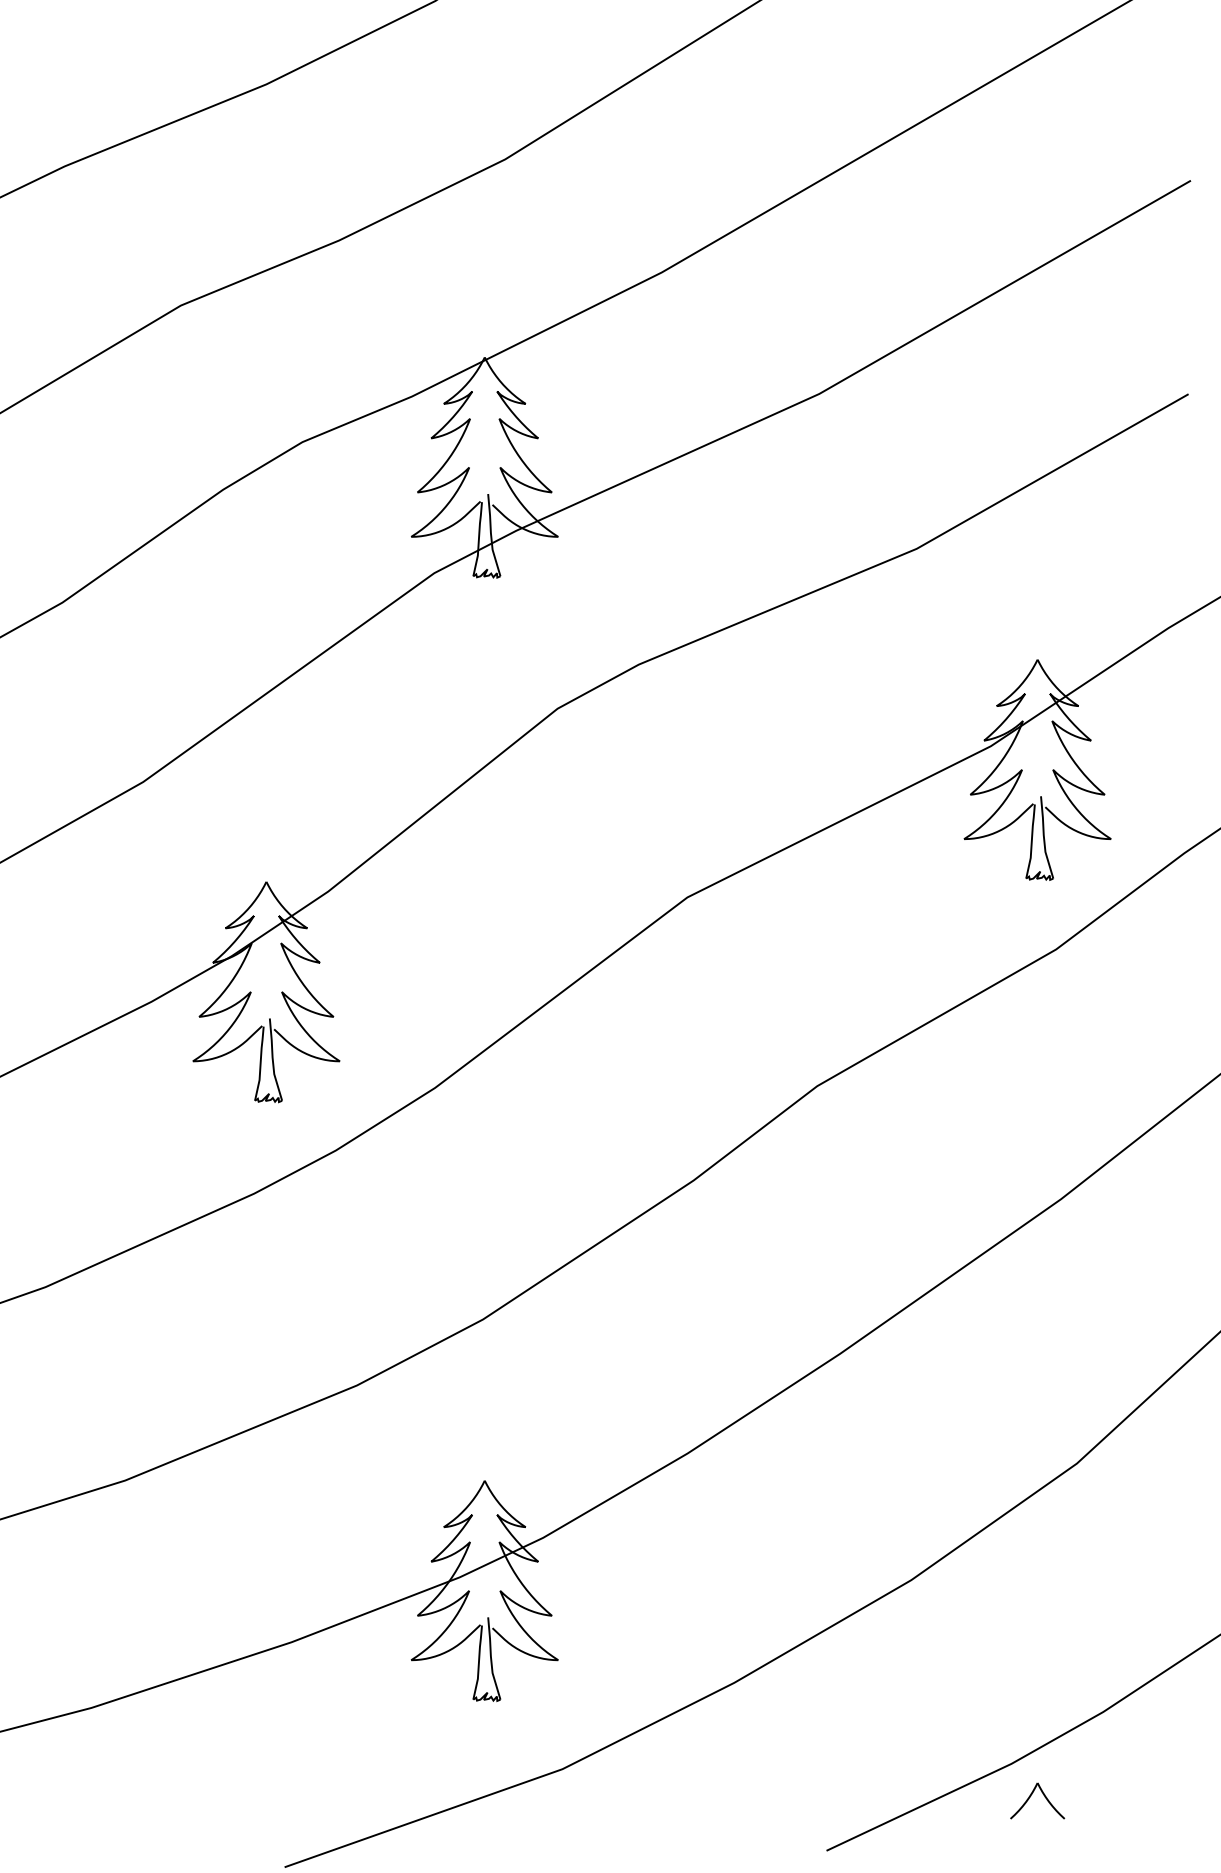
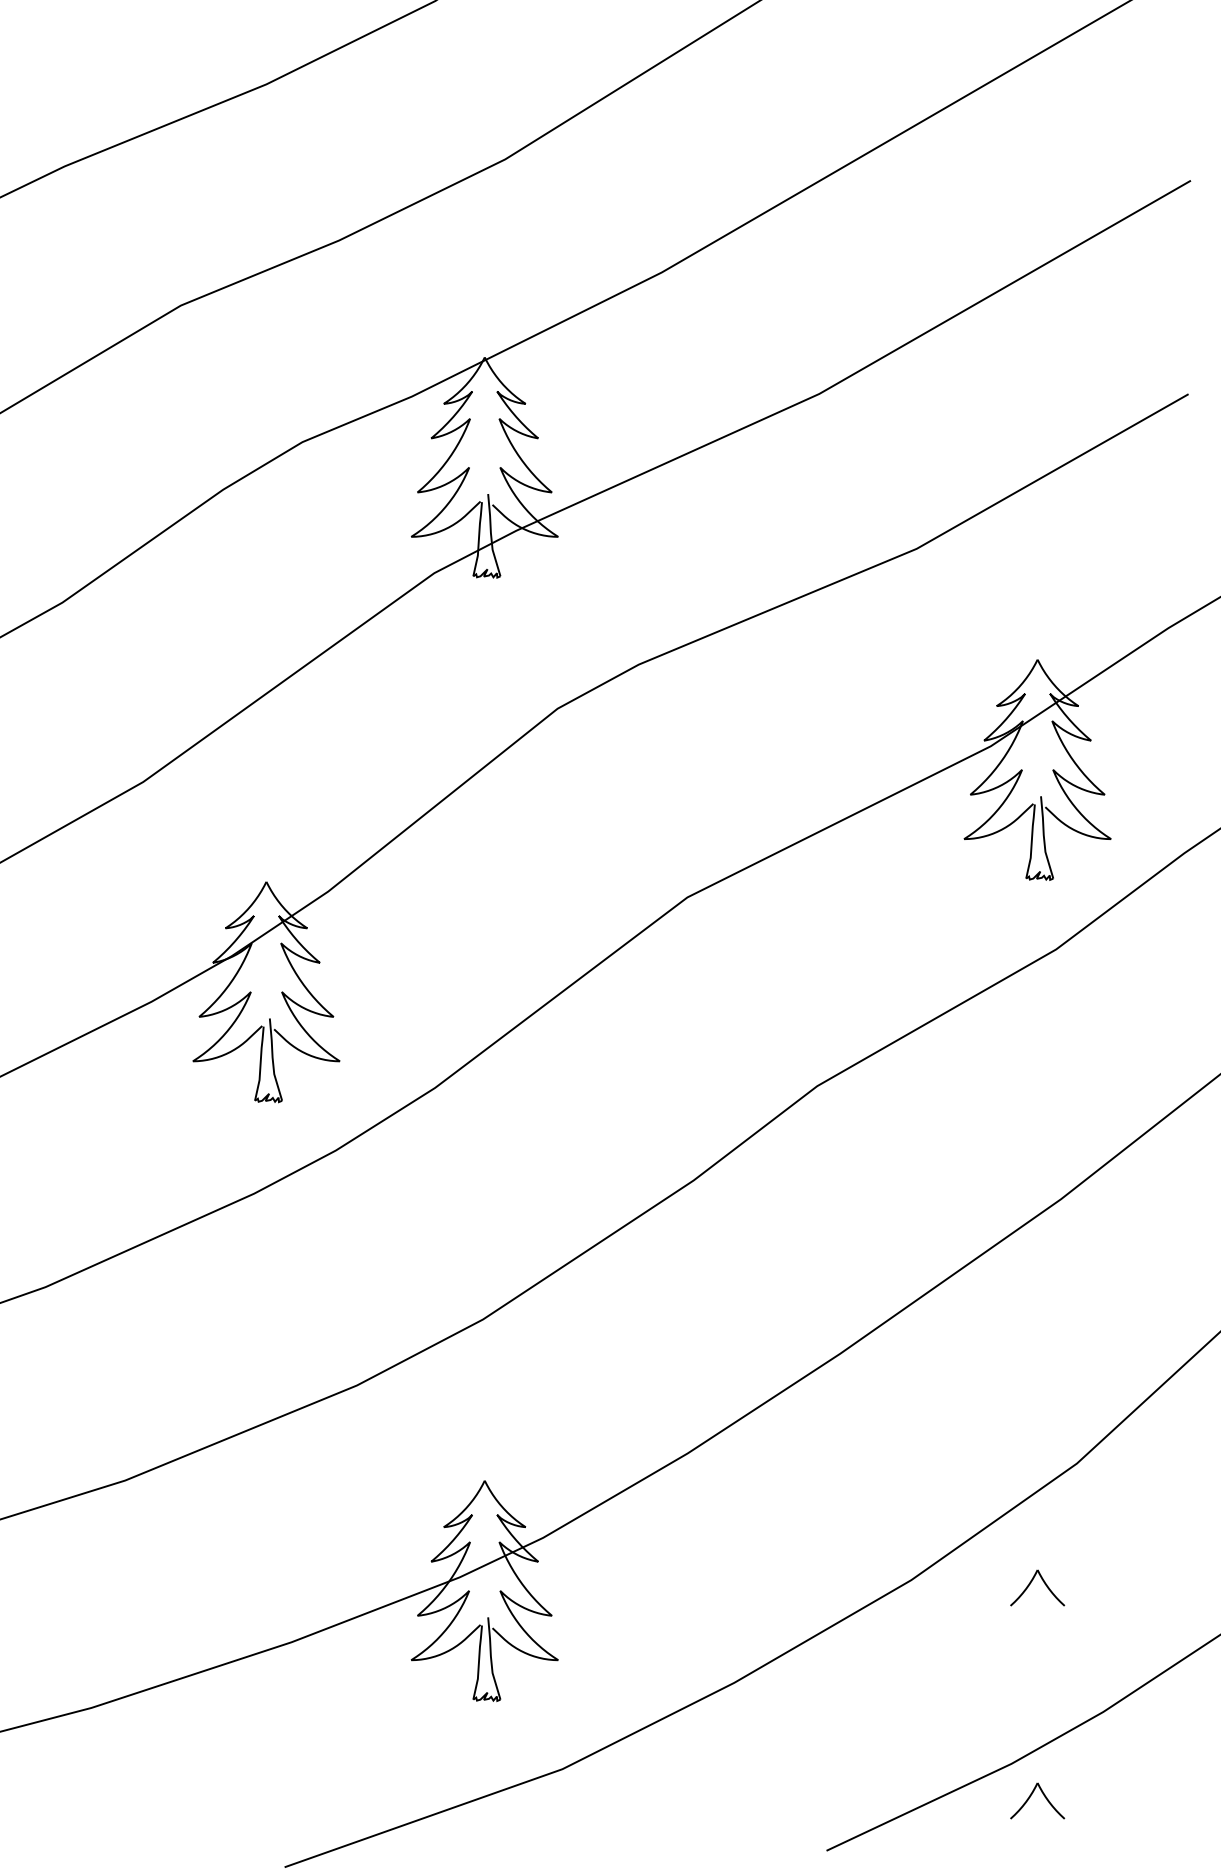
part: none -> present (1031, 1583)
